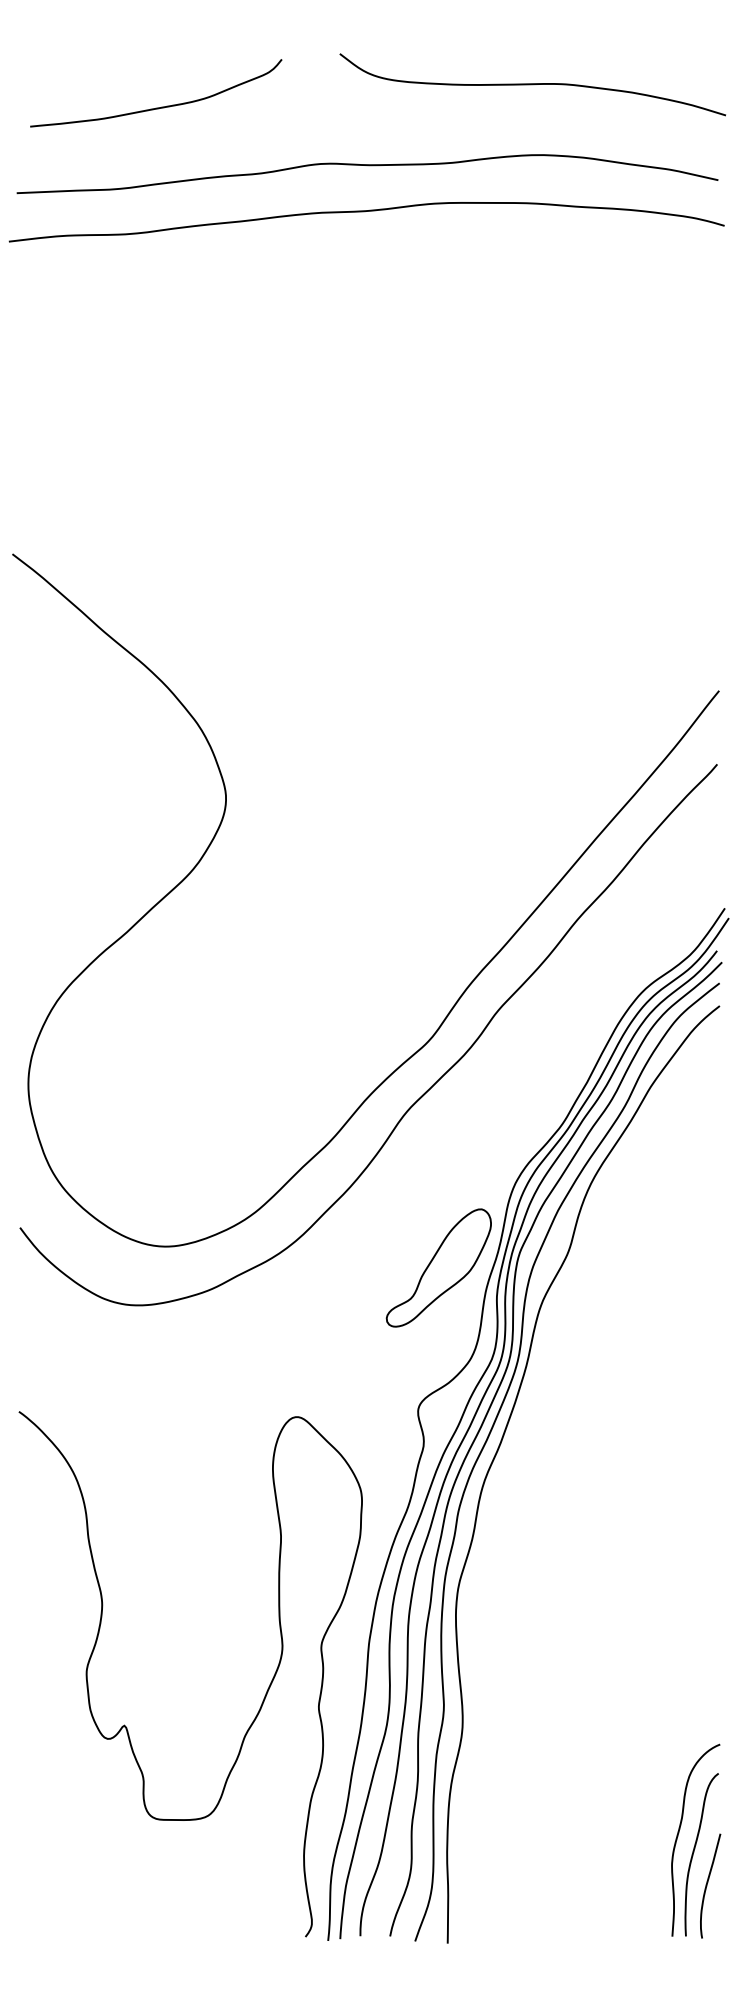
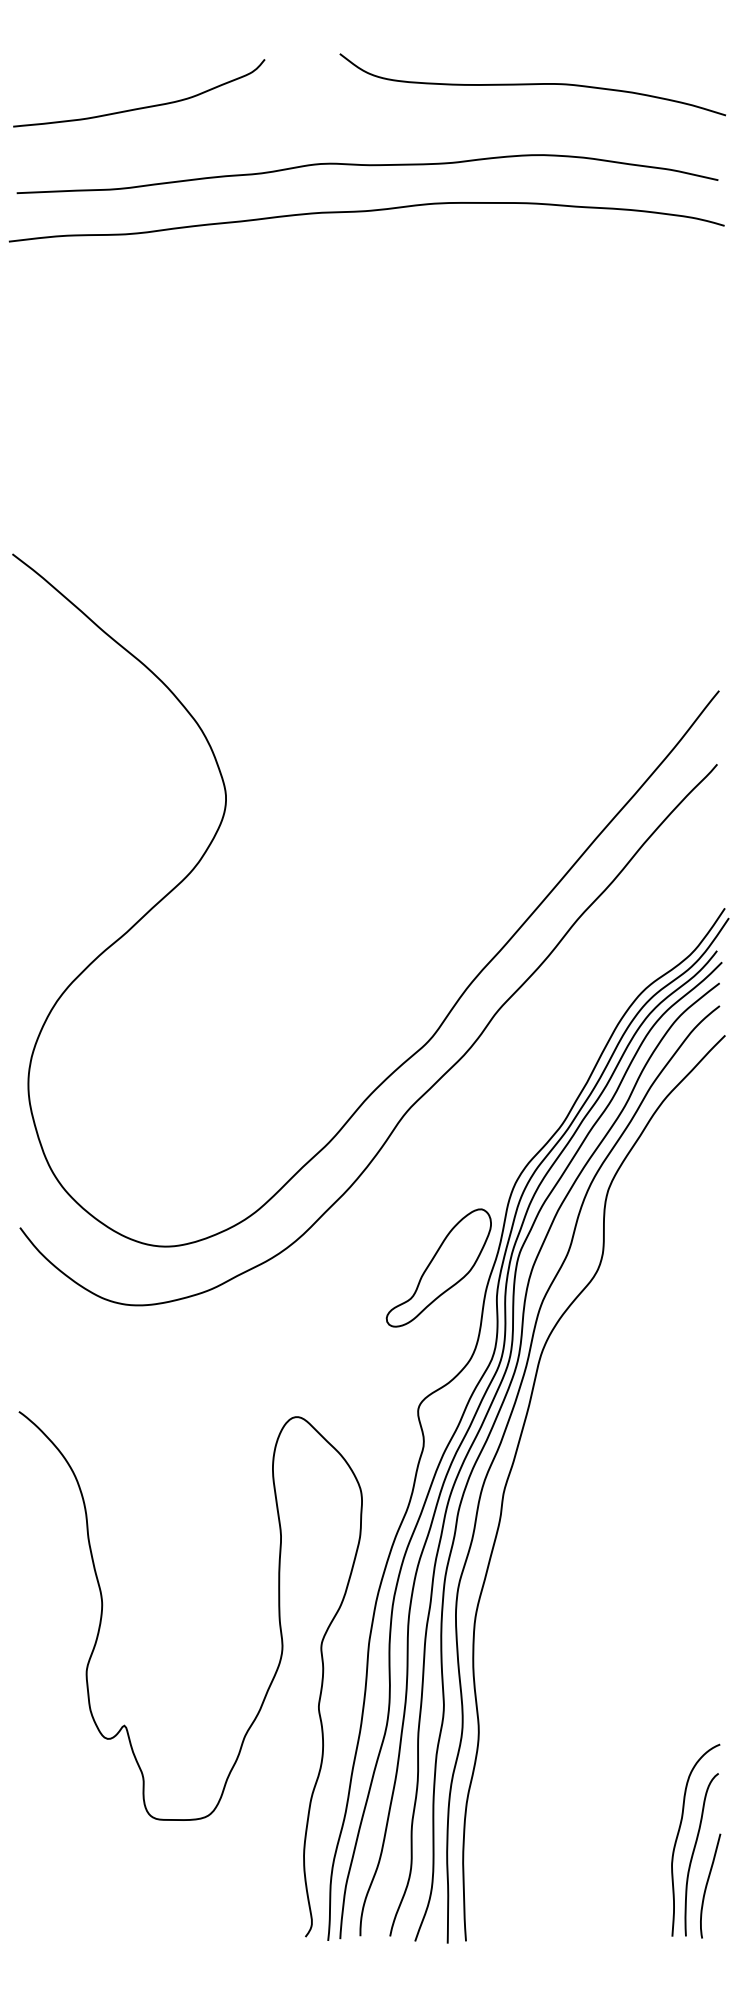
curve position: (161, 106) -> (144, 106) (144, 106)
curve: none -> present (514, 1462)
